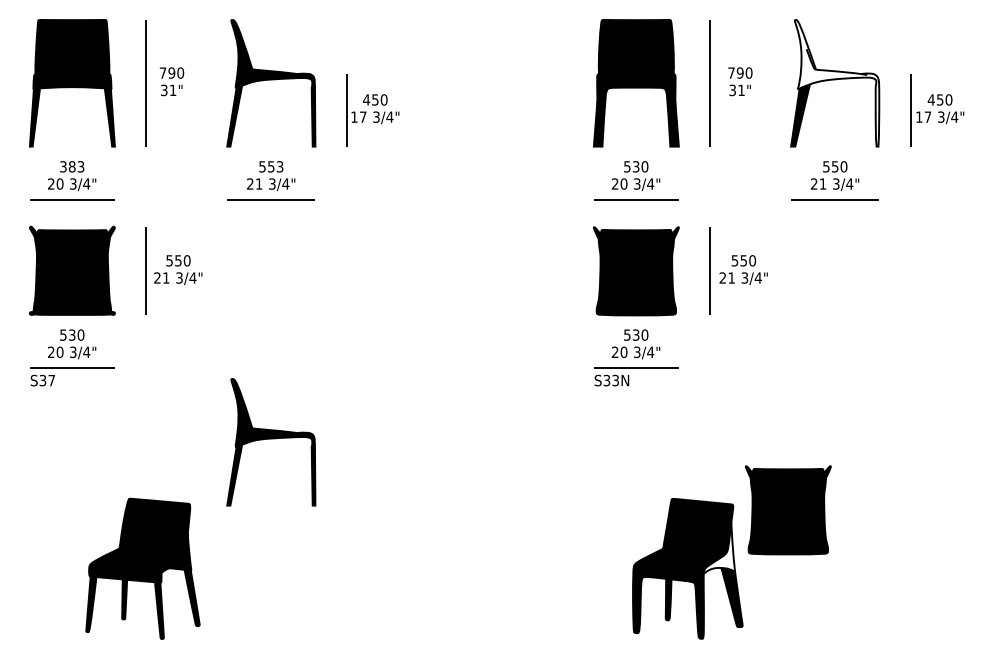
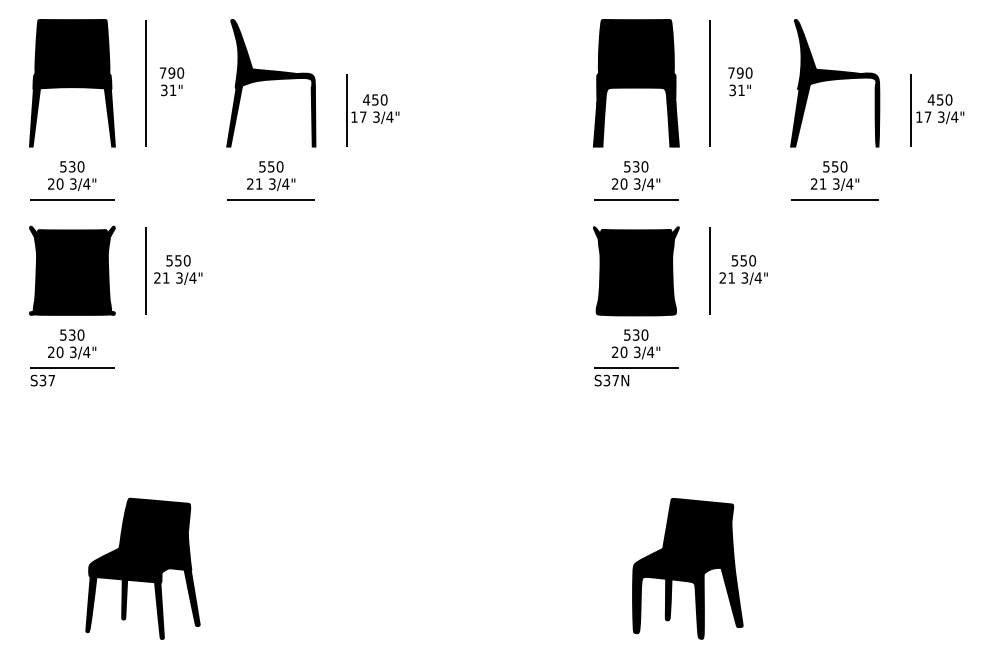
fill: none -> present (836, 82)
text: 383 -> 530 (72, 166)
text: 553 -> 550 (279, 166)
text: S33N -> S37N (615, 380)
part: present -> none (271, 442)
part: present -> none (788, 510)
fill: none -> present (719, 548)
